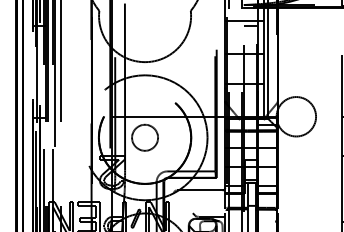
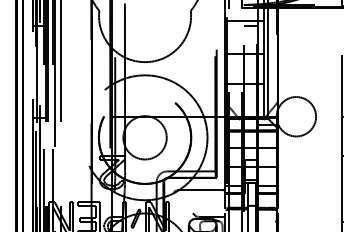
circle diameter: 26 px -> 43 px (144, 137)
